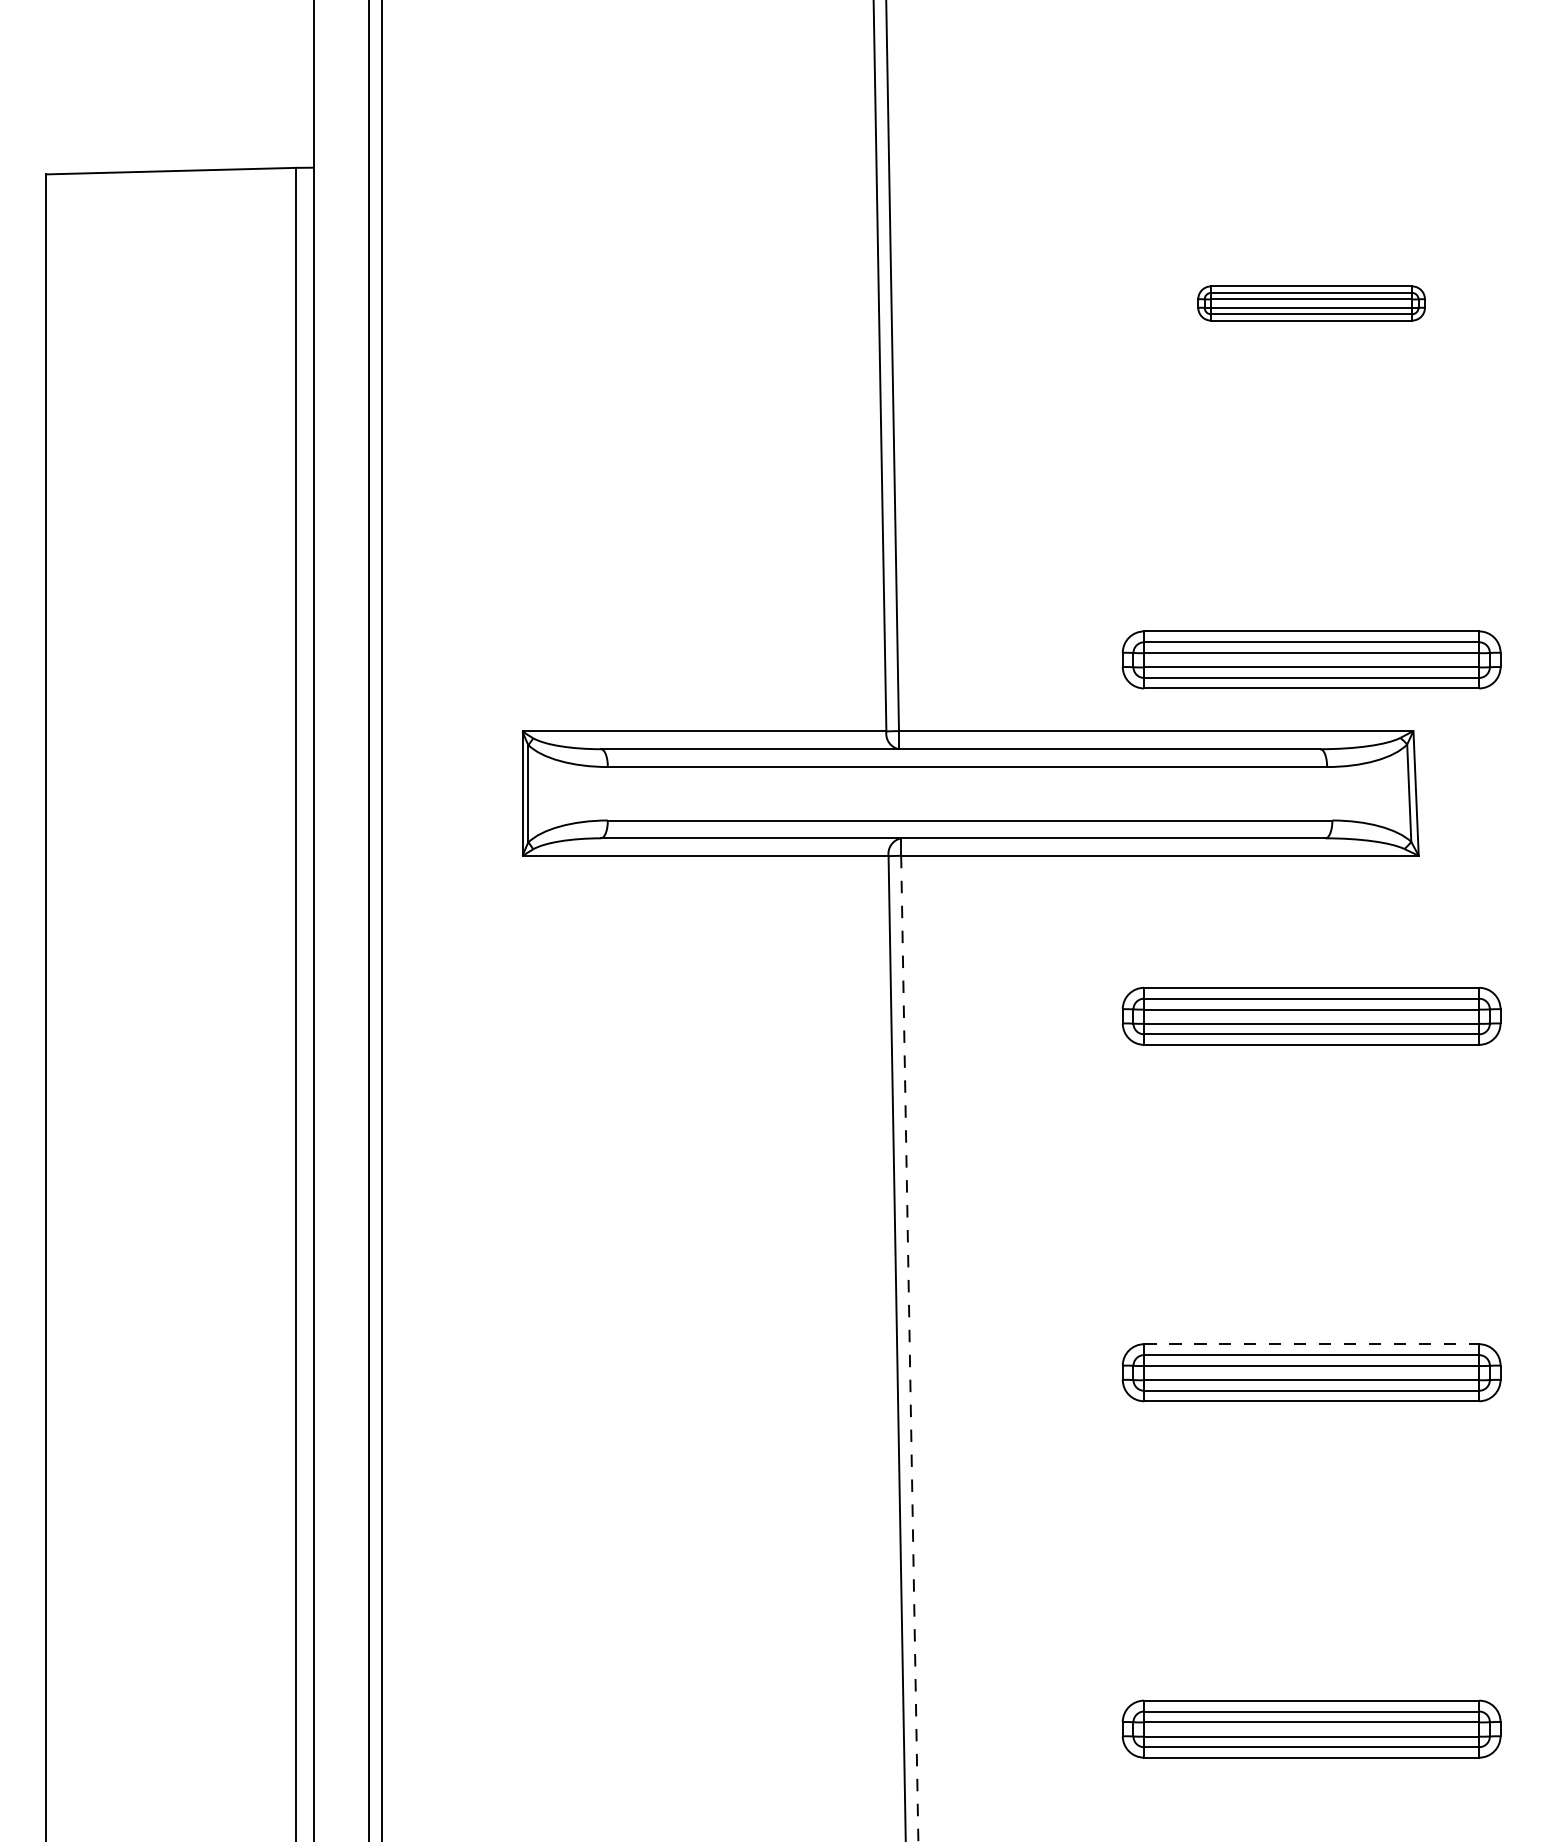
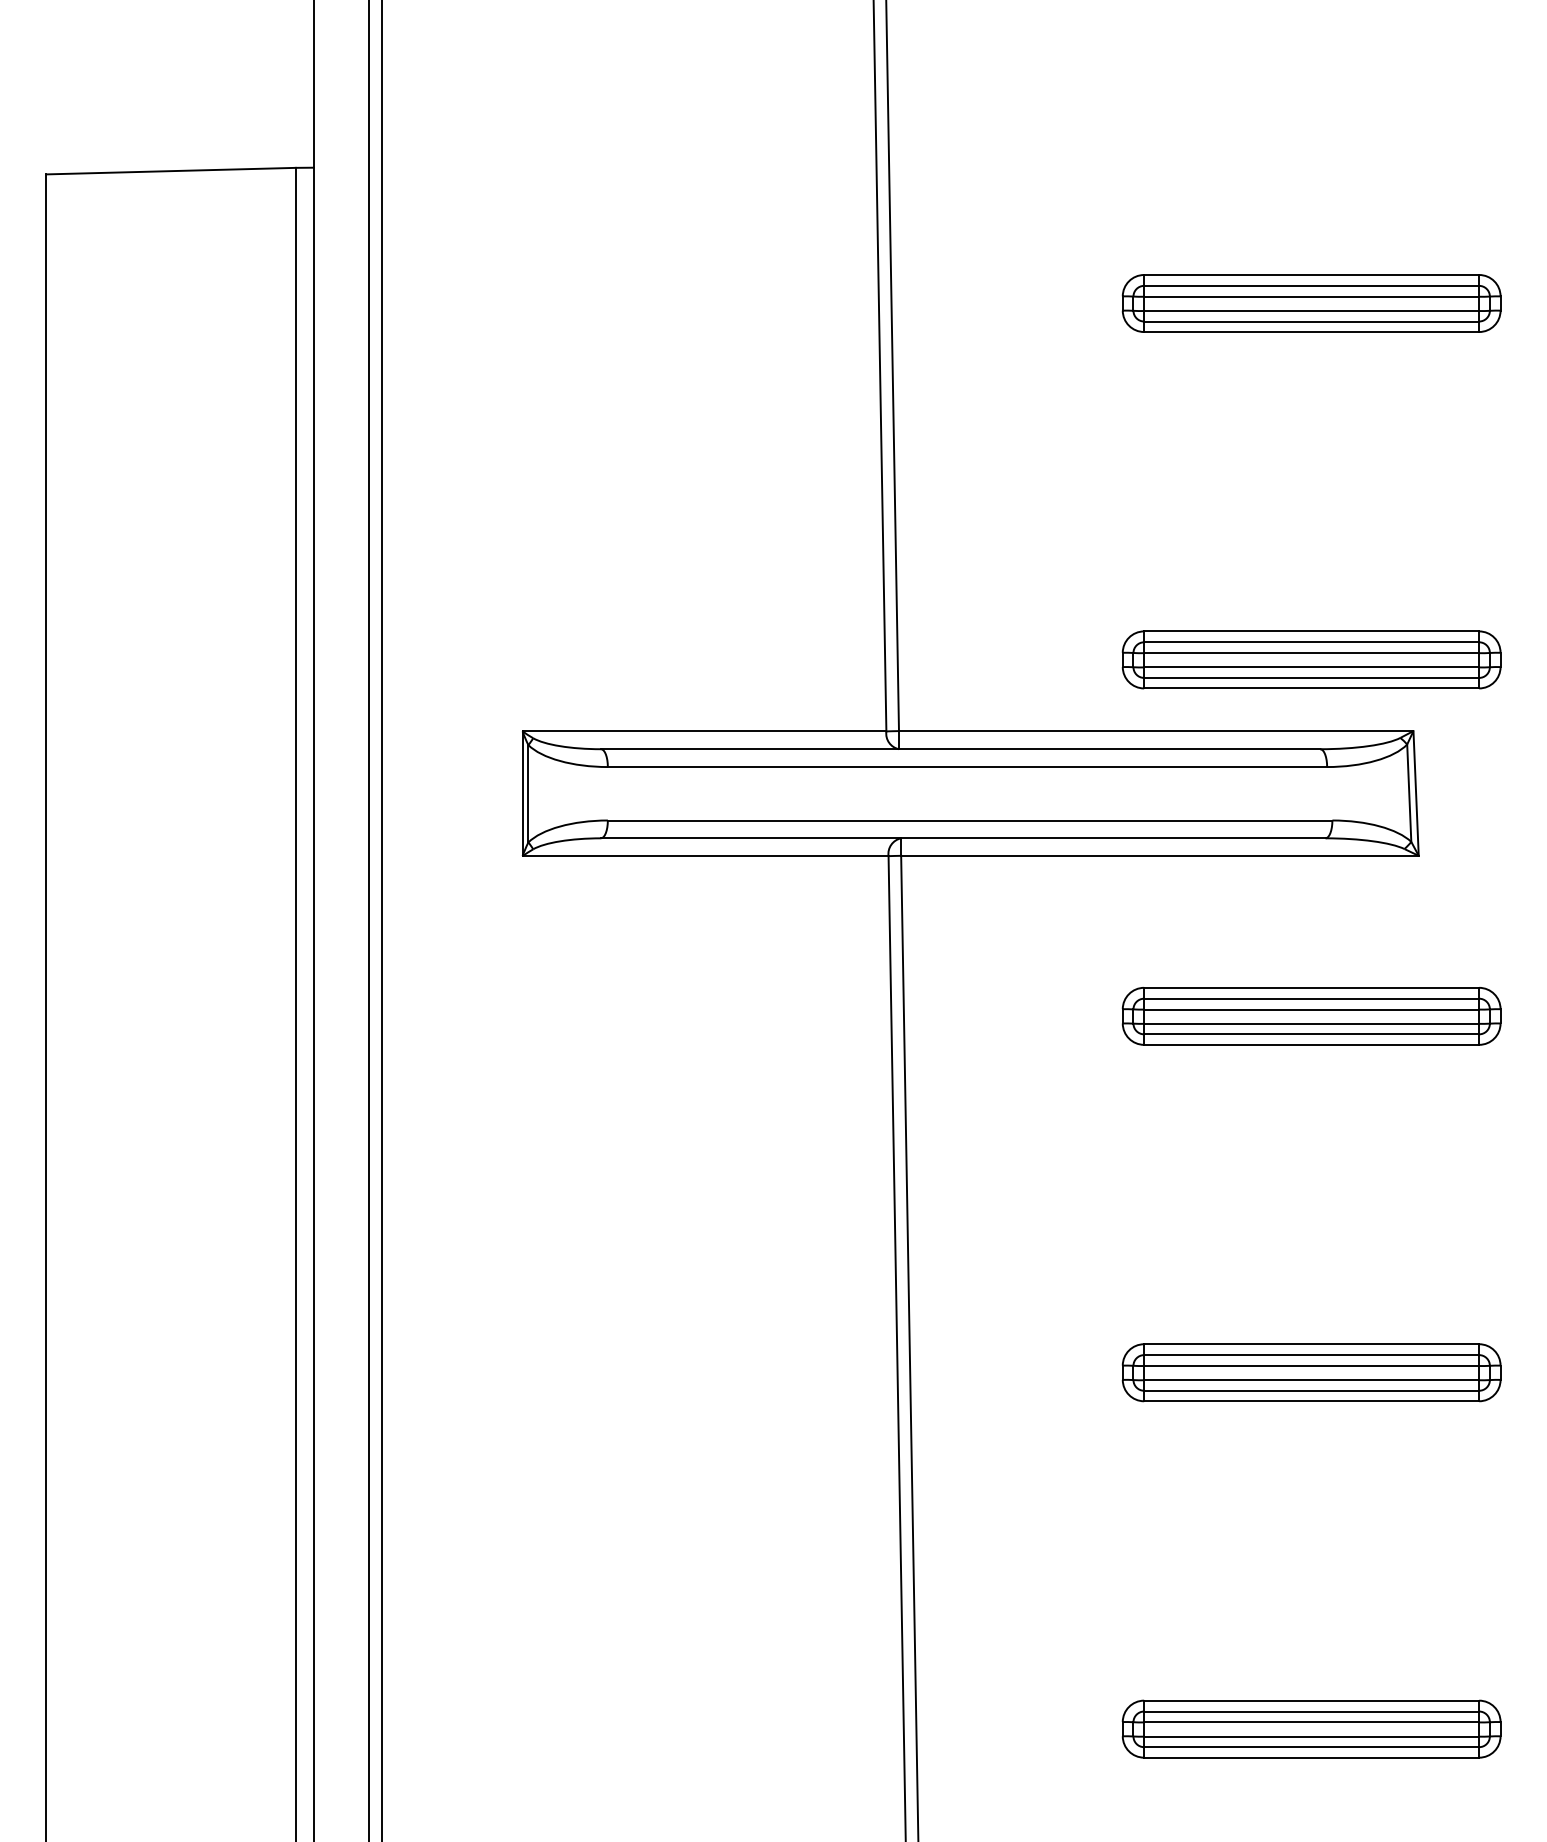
part size: 229x37 px -> 381x59 px (1311, 303)
line: dashed -> solid (1311, 1344)
line: dashed -> solid (909, 1348)
